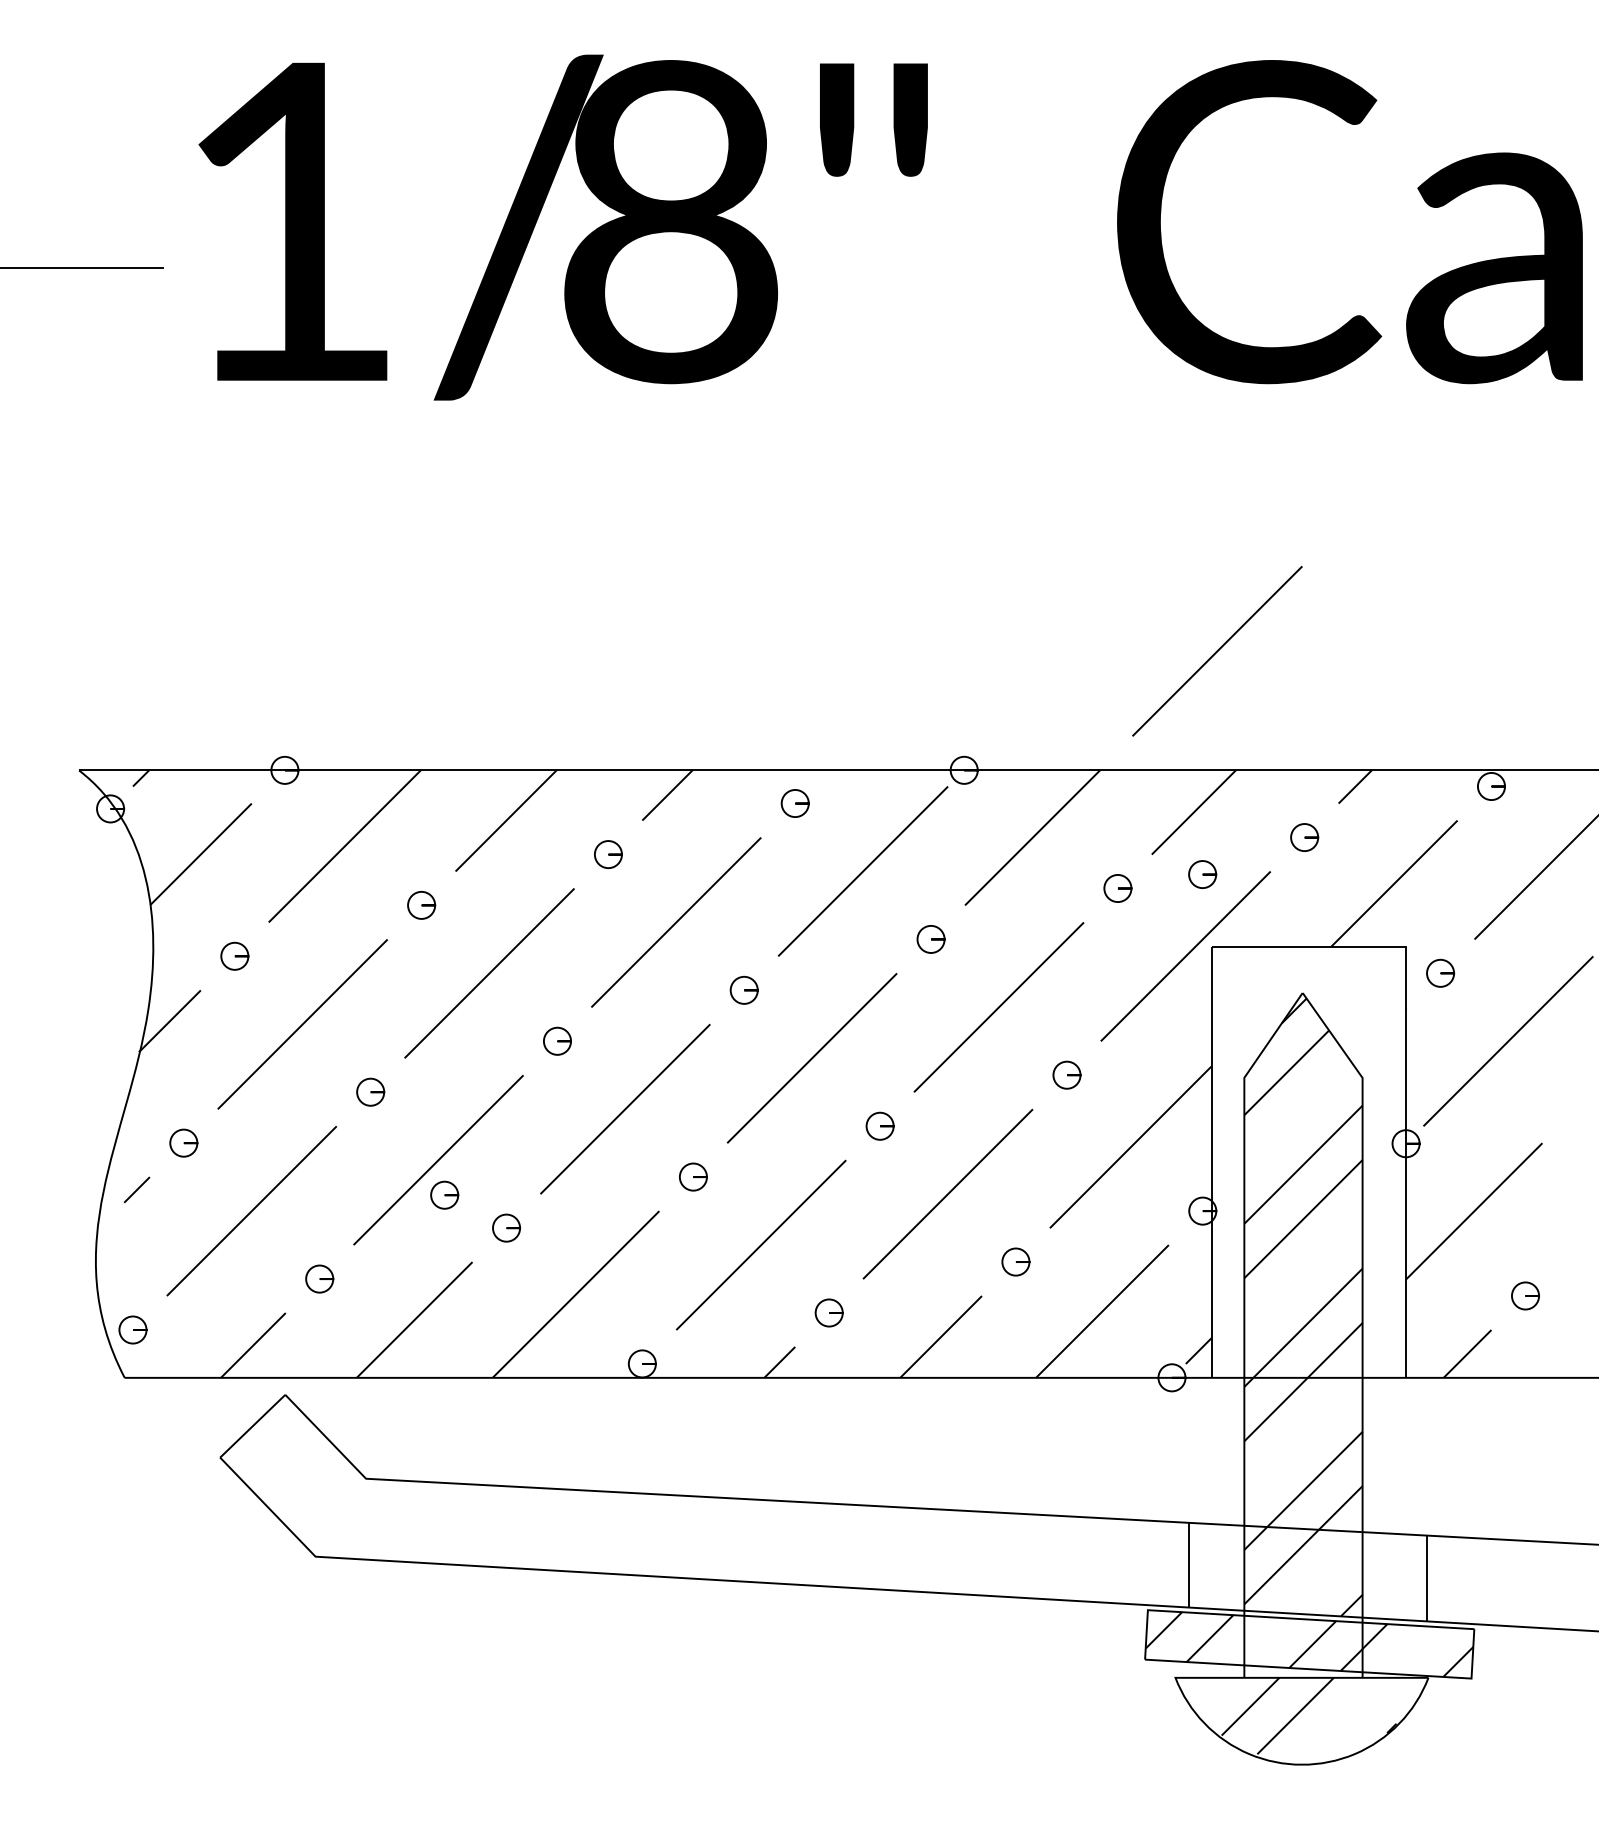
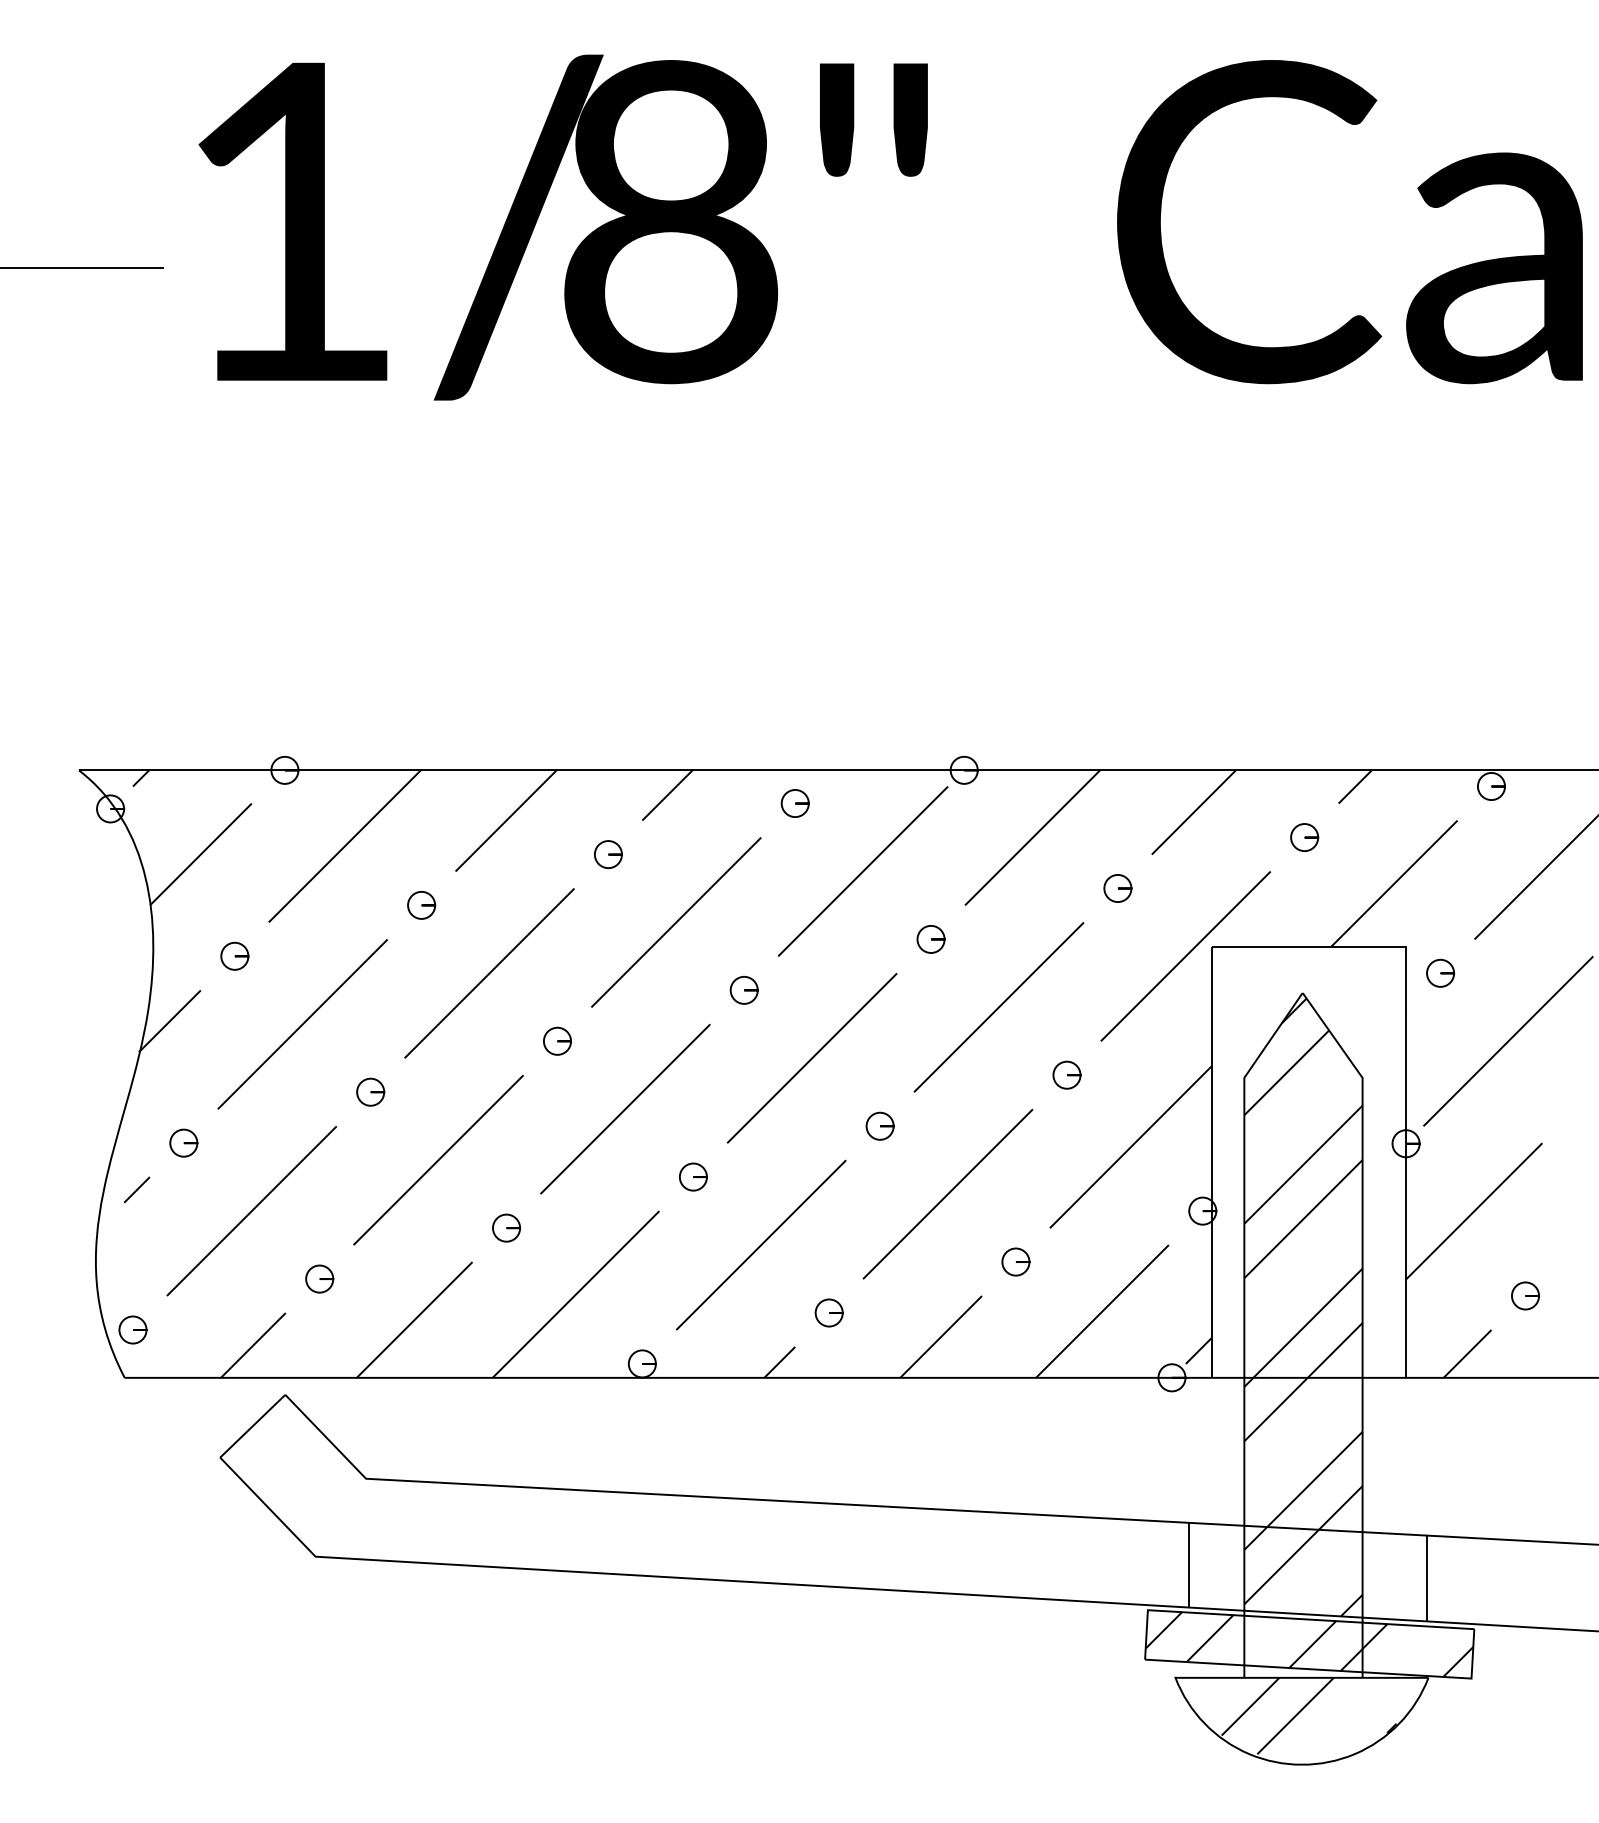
line: present -> none (1217, 651)
part: present -> none (1202, 874)
part: present -> none (444, 1194)
